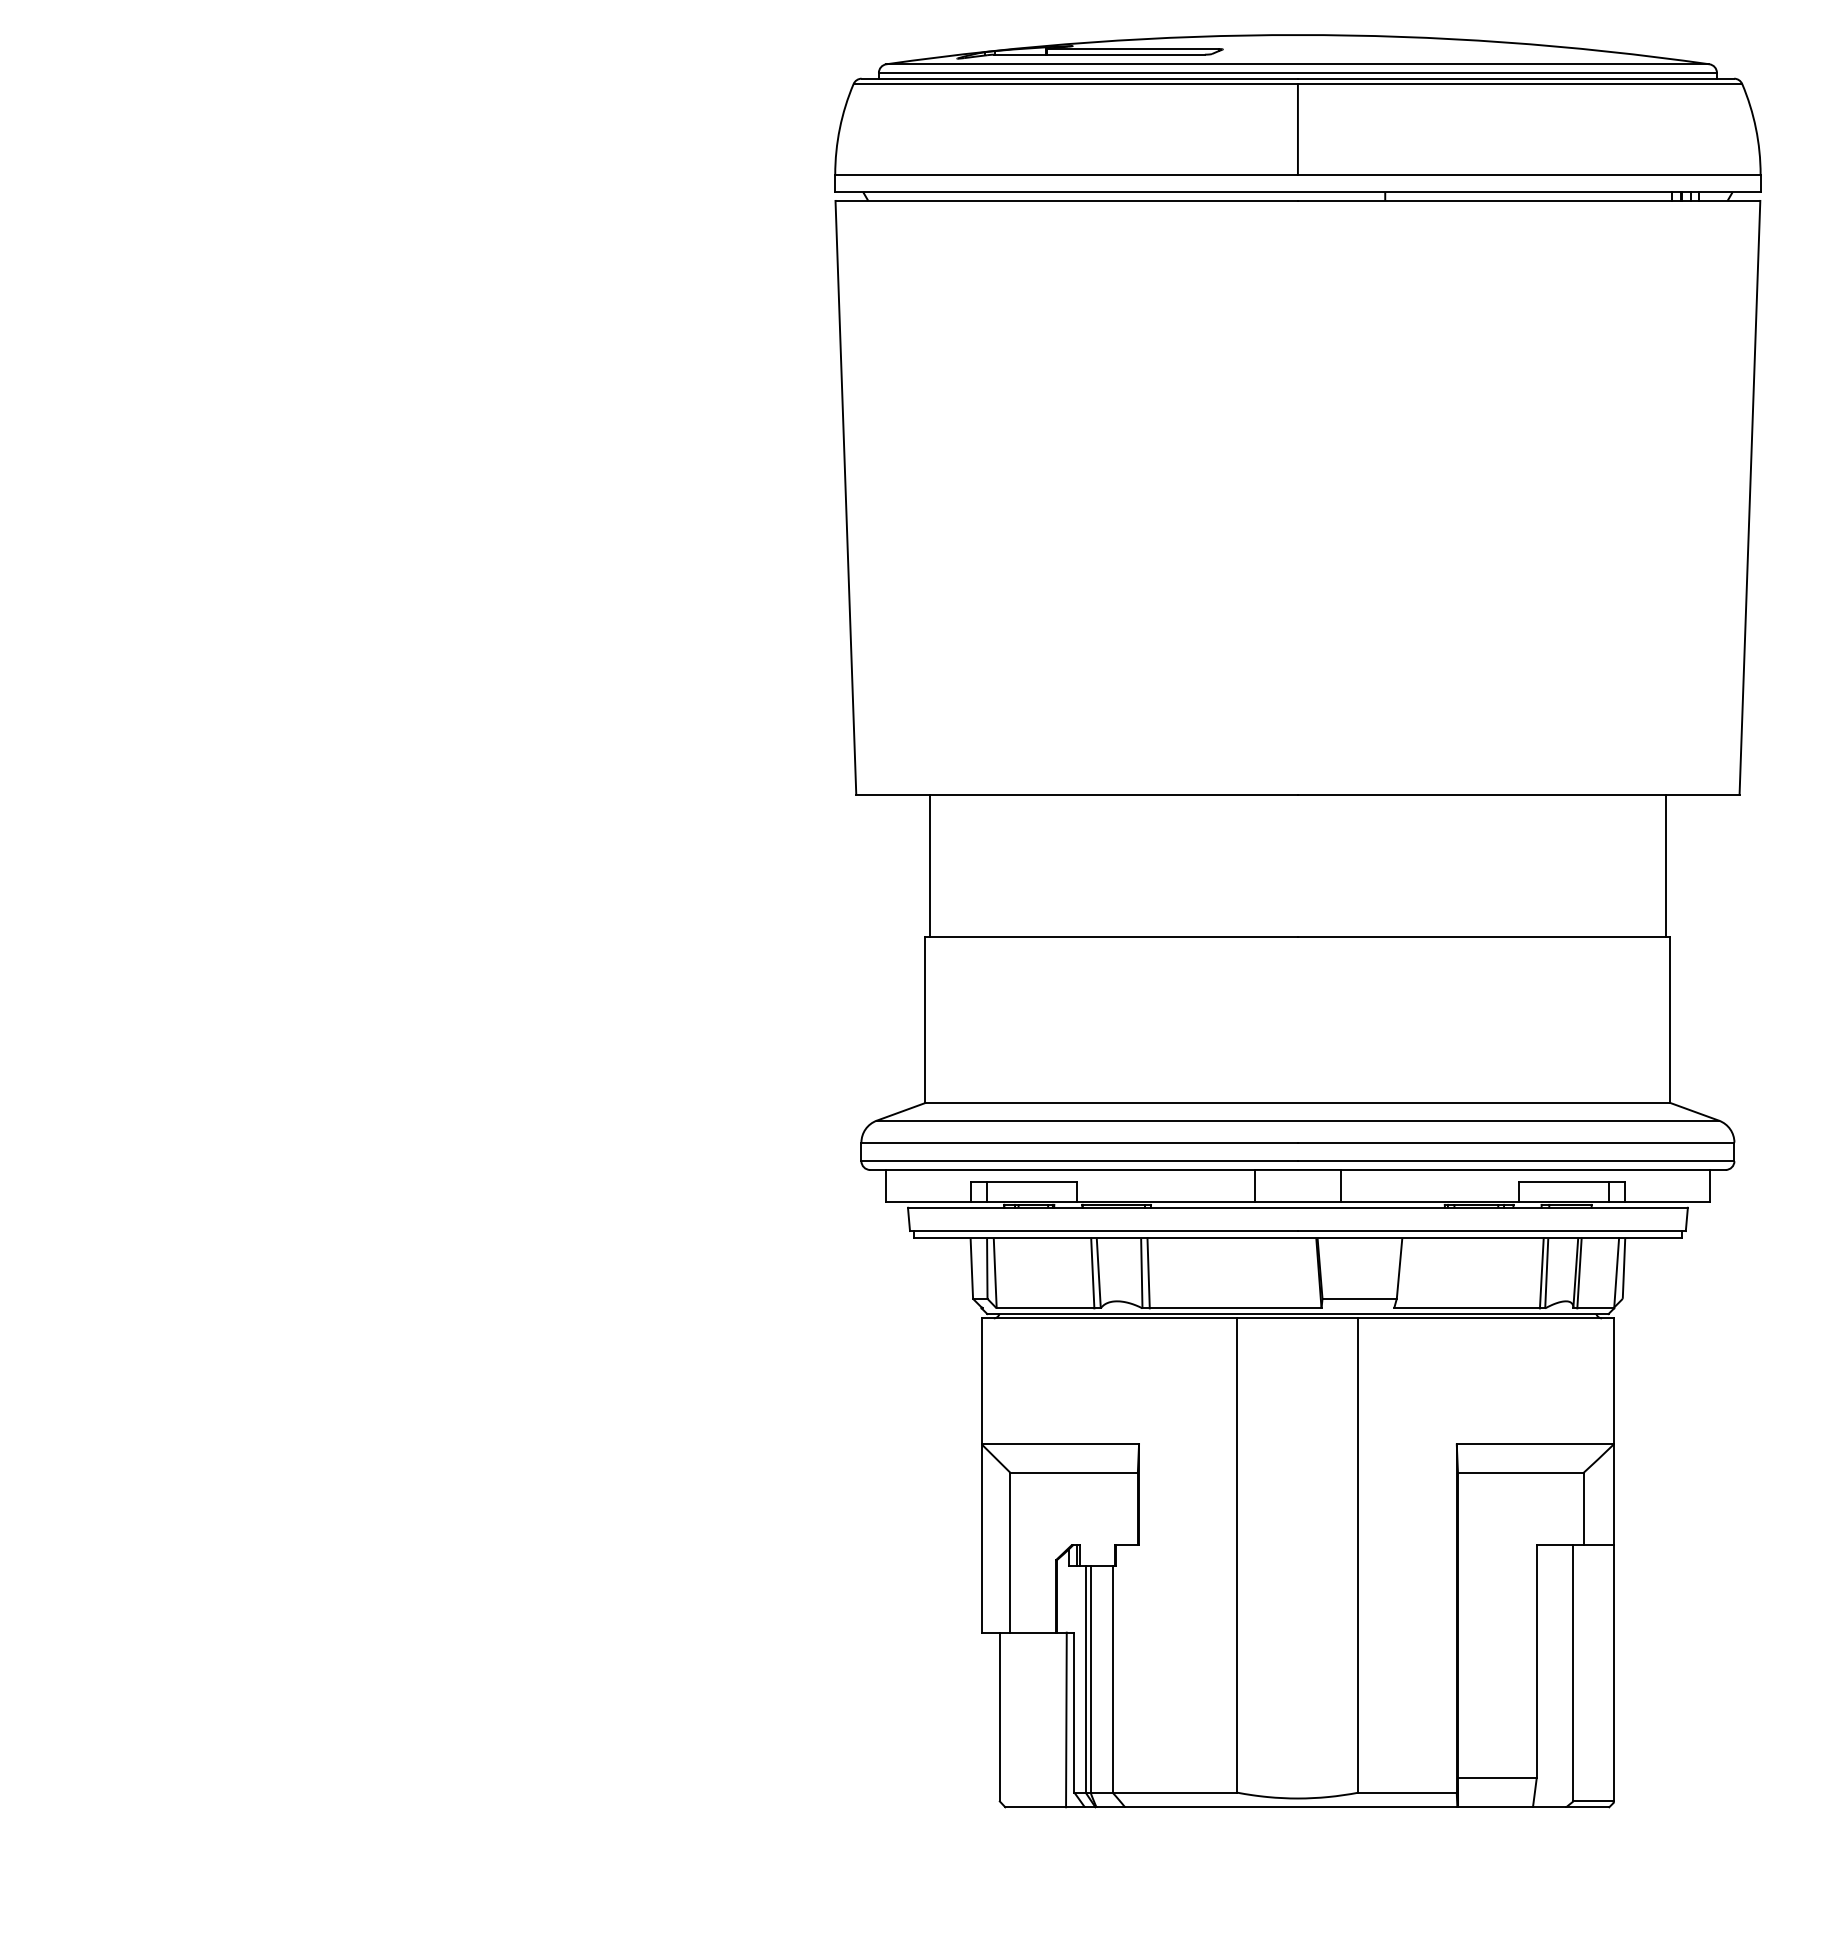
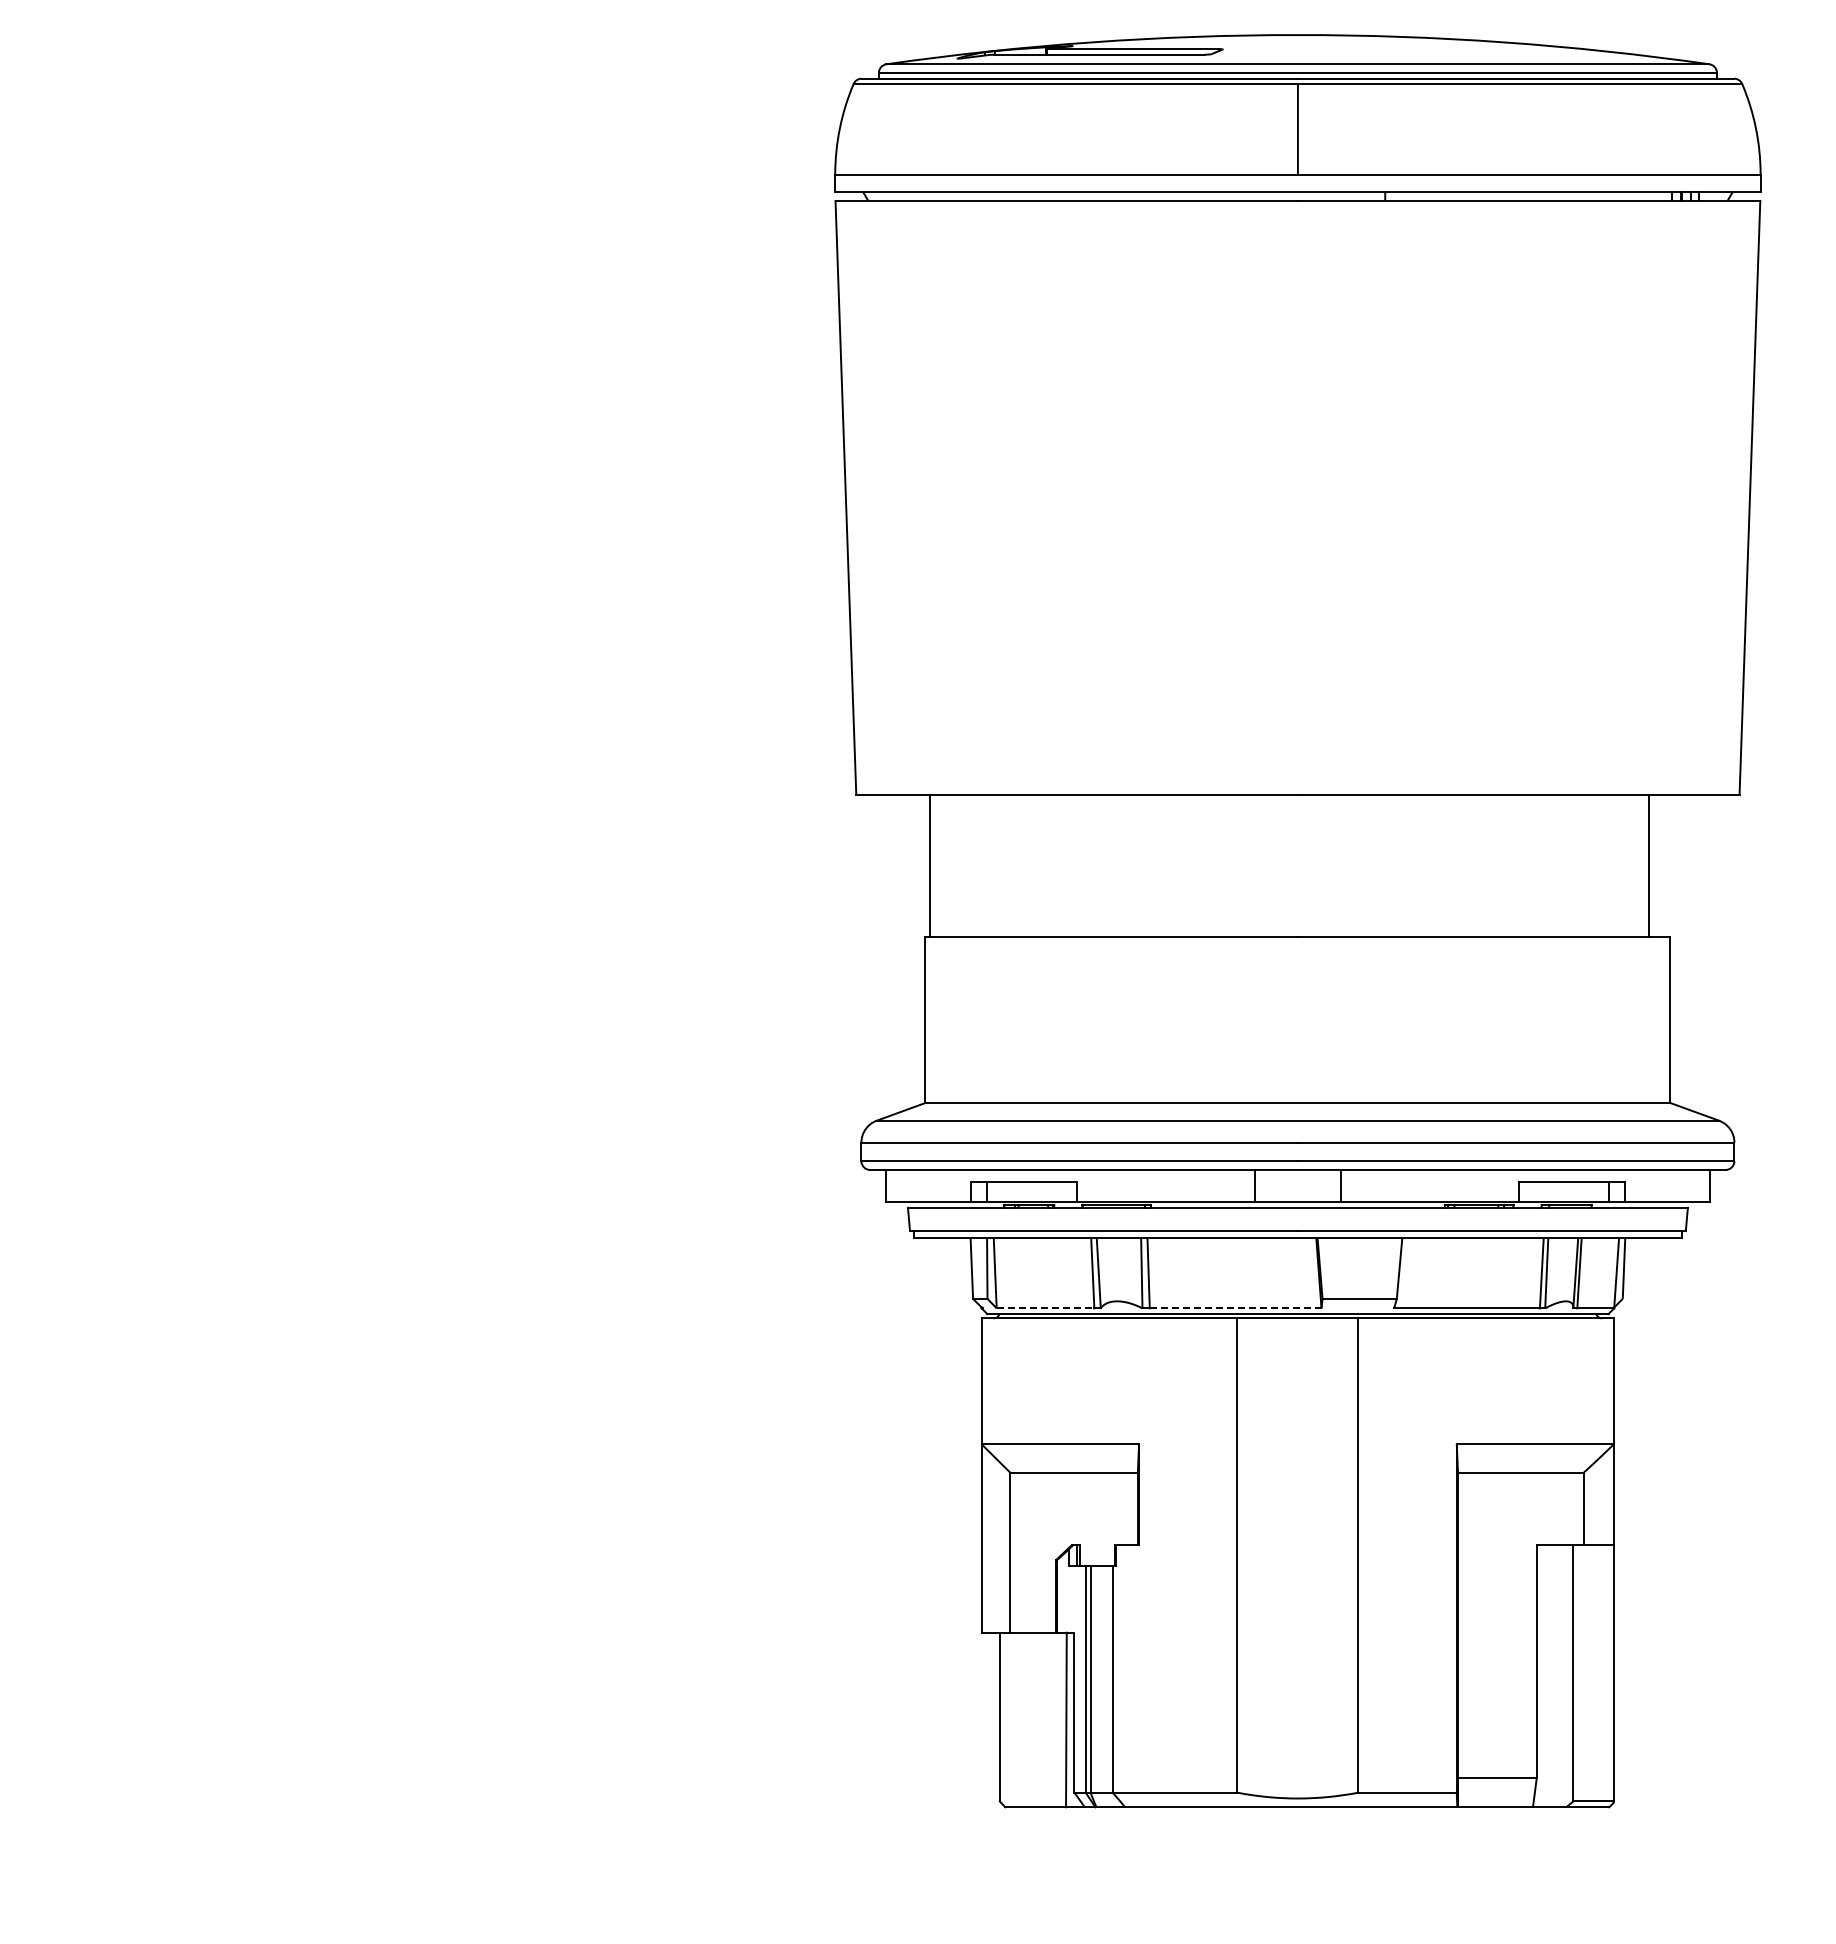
line position: (1666, 865) -> (1649, 865) (1649, 865)
line: solid -> dashed (1045, 1308)
line: solid -> dashed (1235, 1308)
